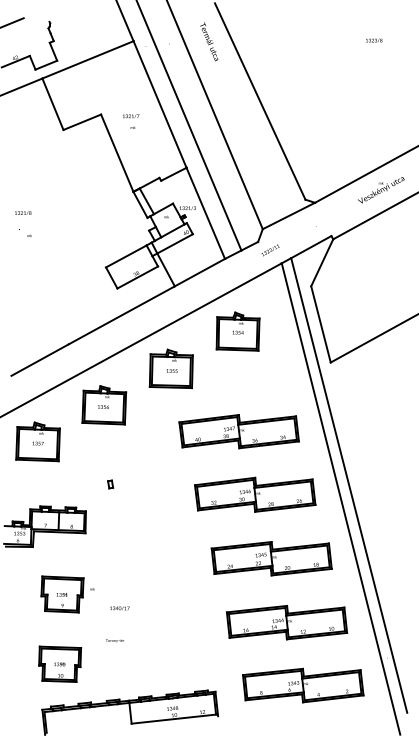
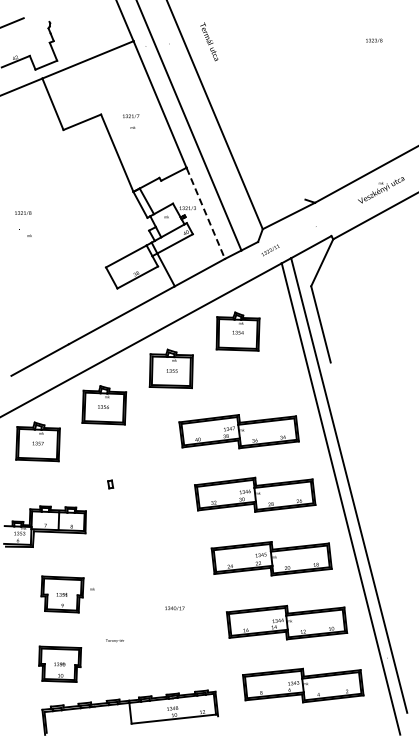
line: present -> none (259, 101)
line: solid -> dashed (206, 214)
line: present -> none (372, 338)
text position: (119, 608) -> (174, 608) (174, 608)
